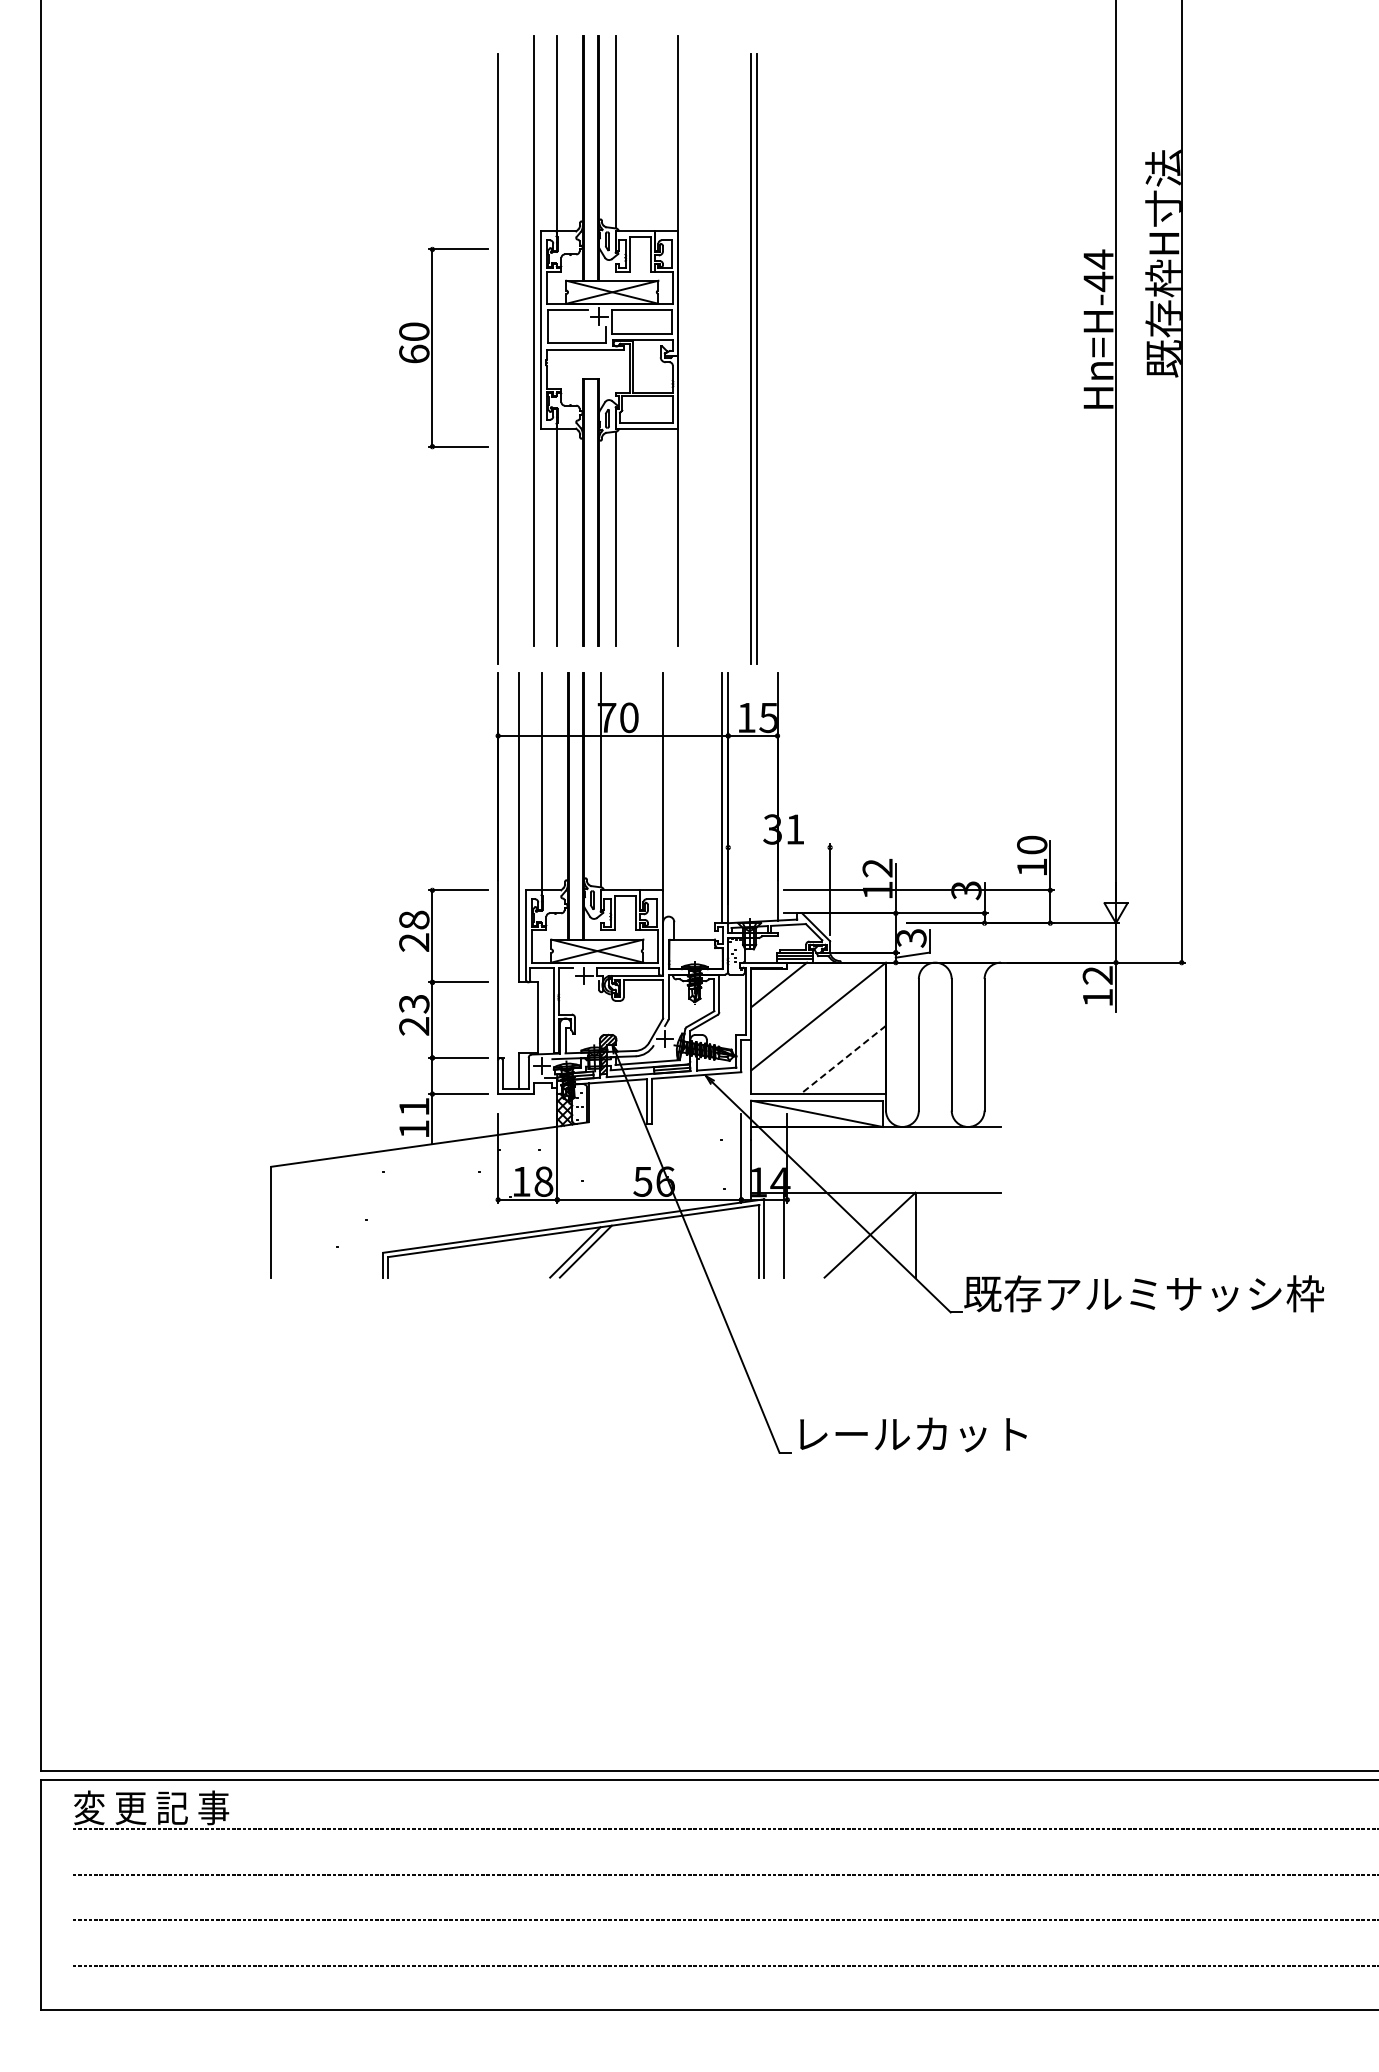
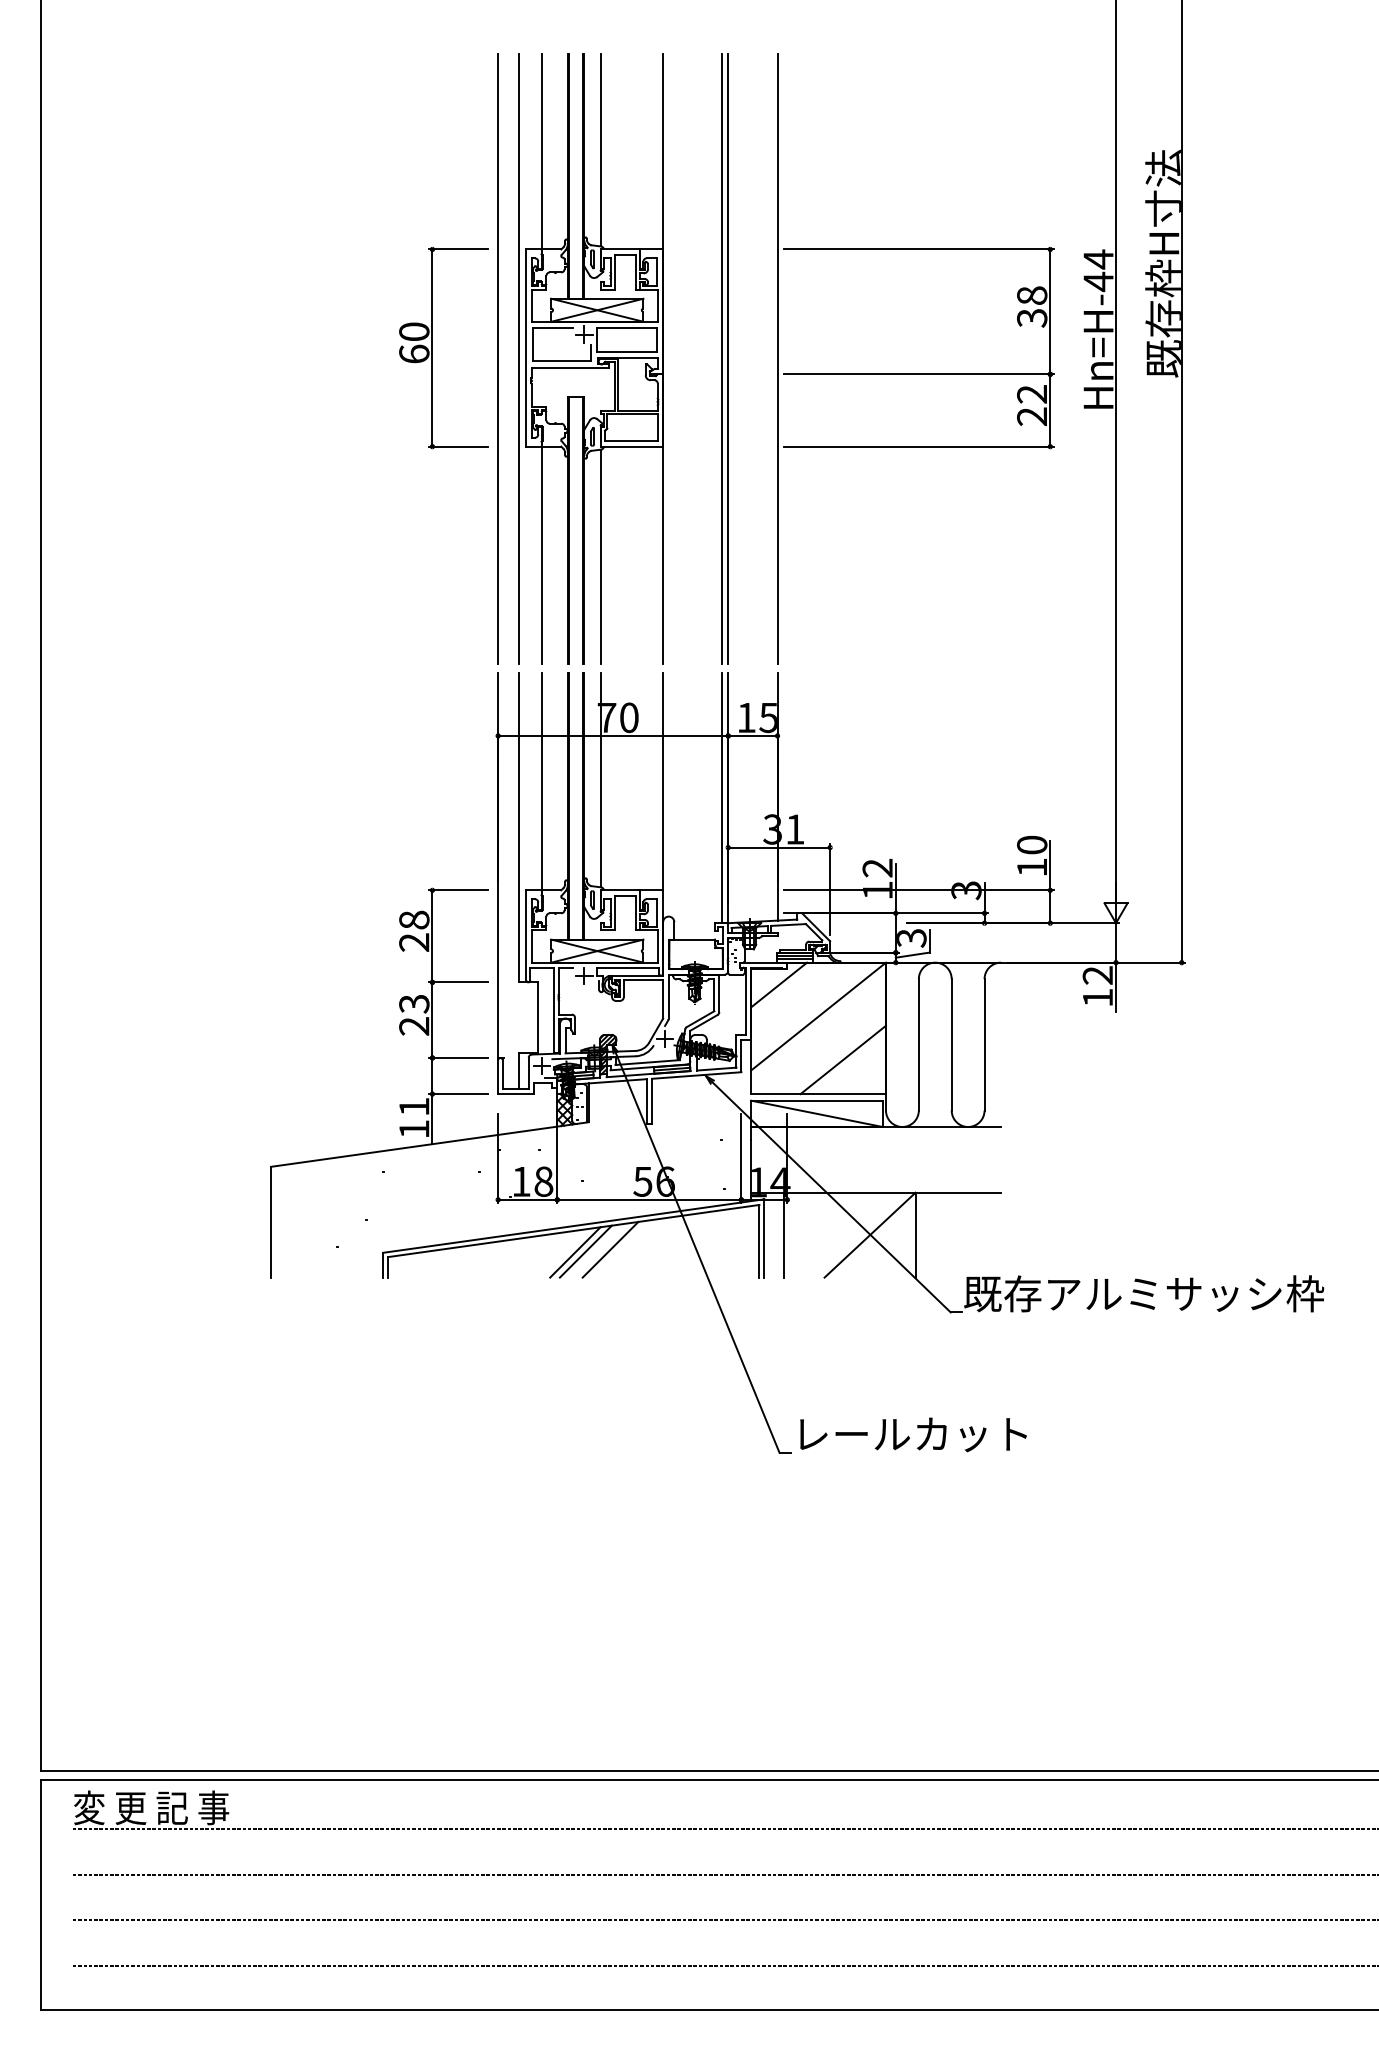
part position: (605, 340) -> (590, 358) (590, 358)
part position: (753, 358) -> (724, 358) (724, 358)
part: none -> present (915, 373)
line: none -> present (779, 847)
line: dashed -> solid (843, 1059)
line: none -> present (610, 1249)
